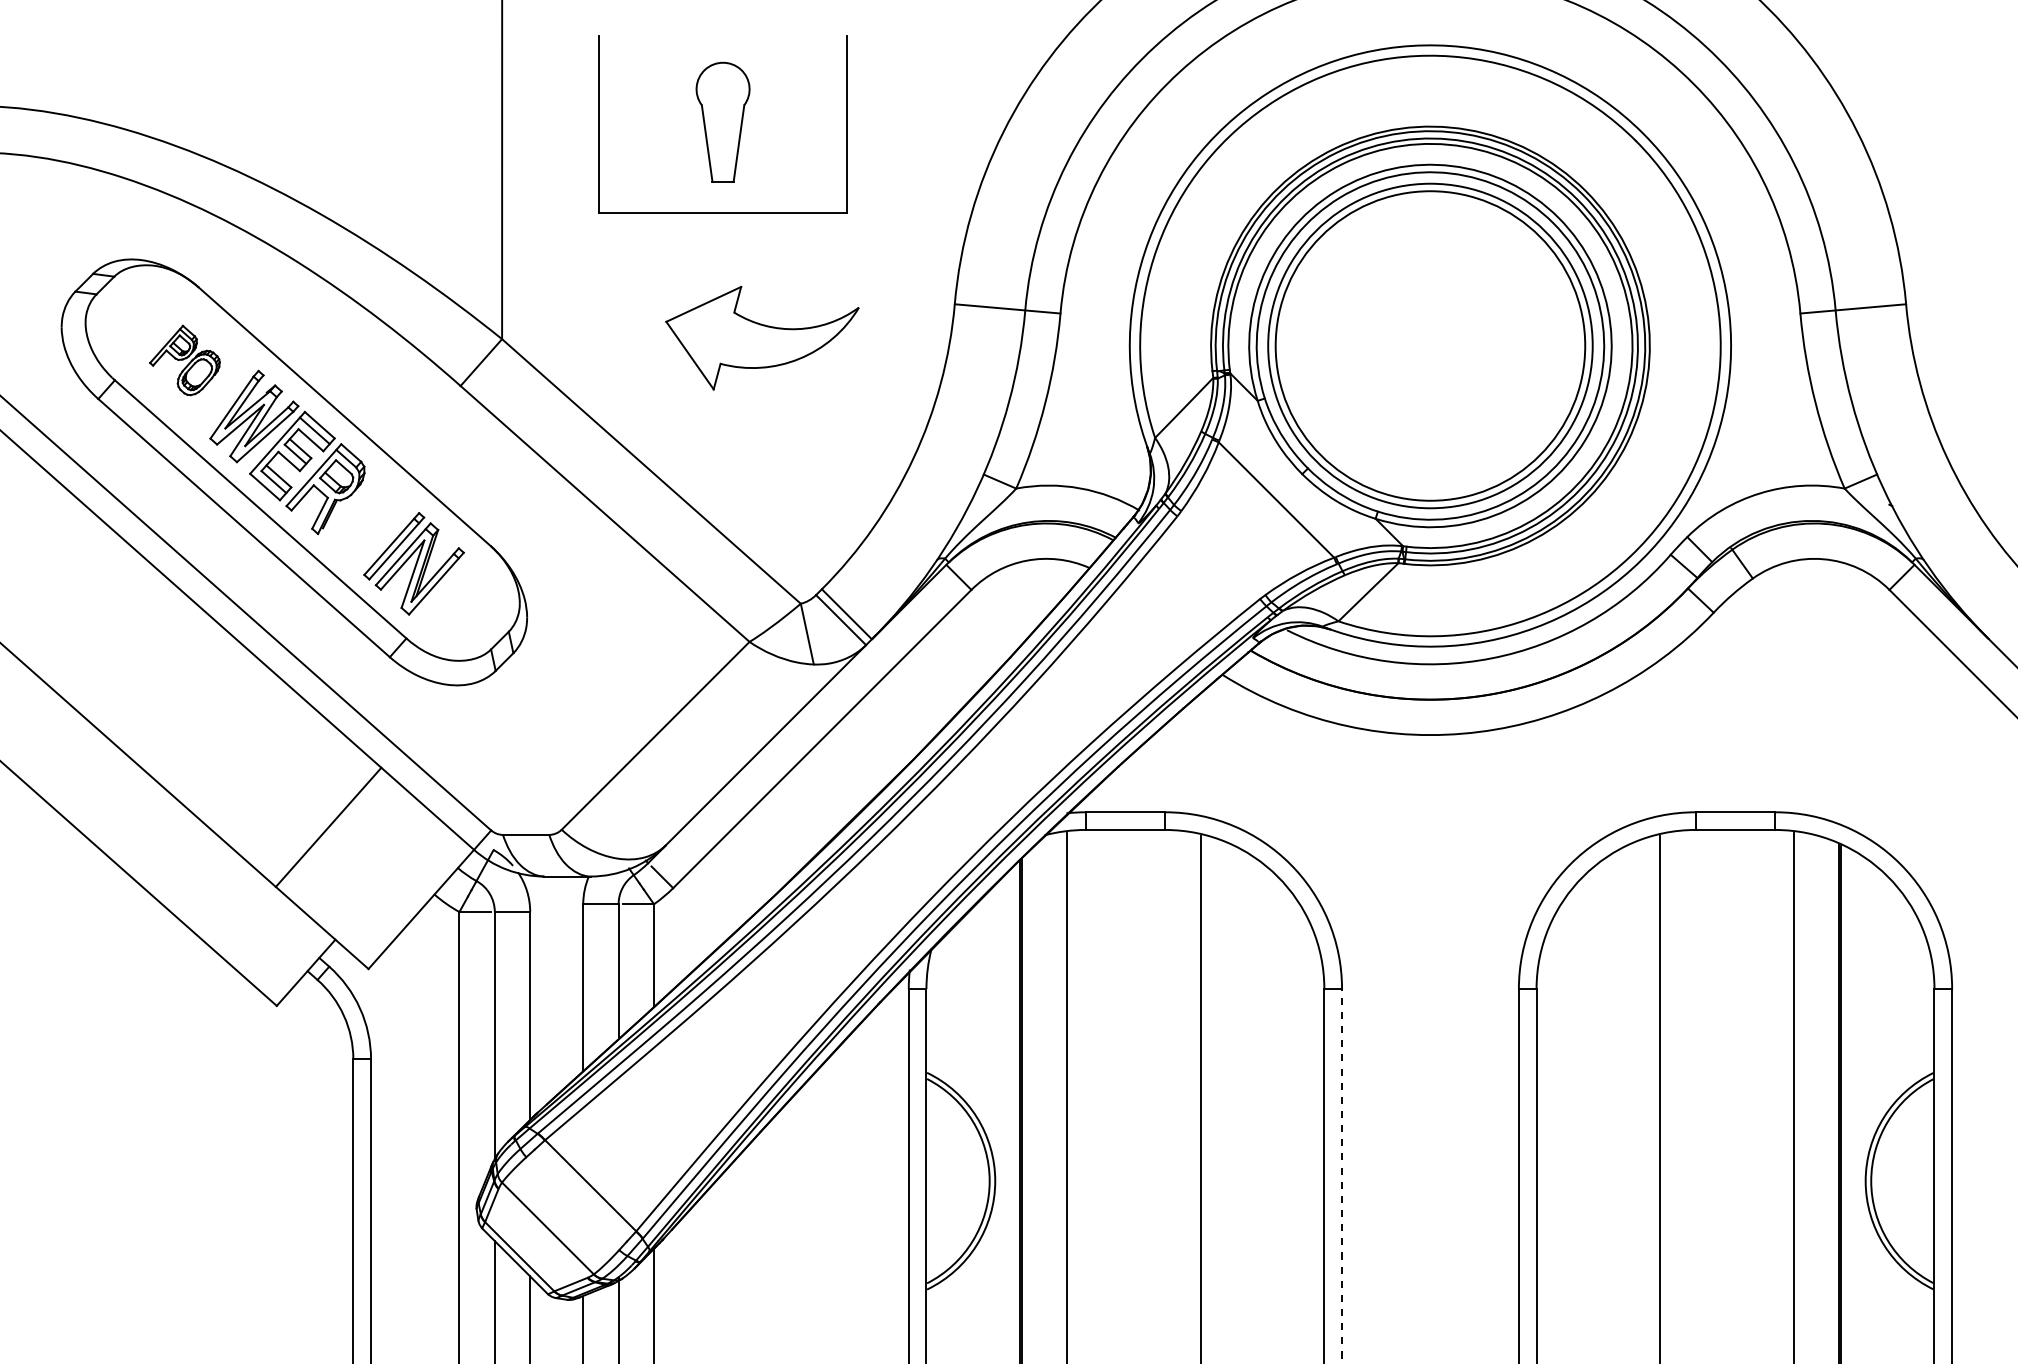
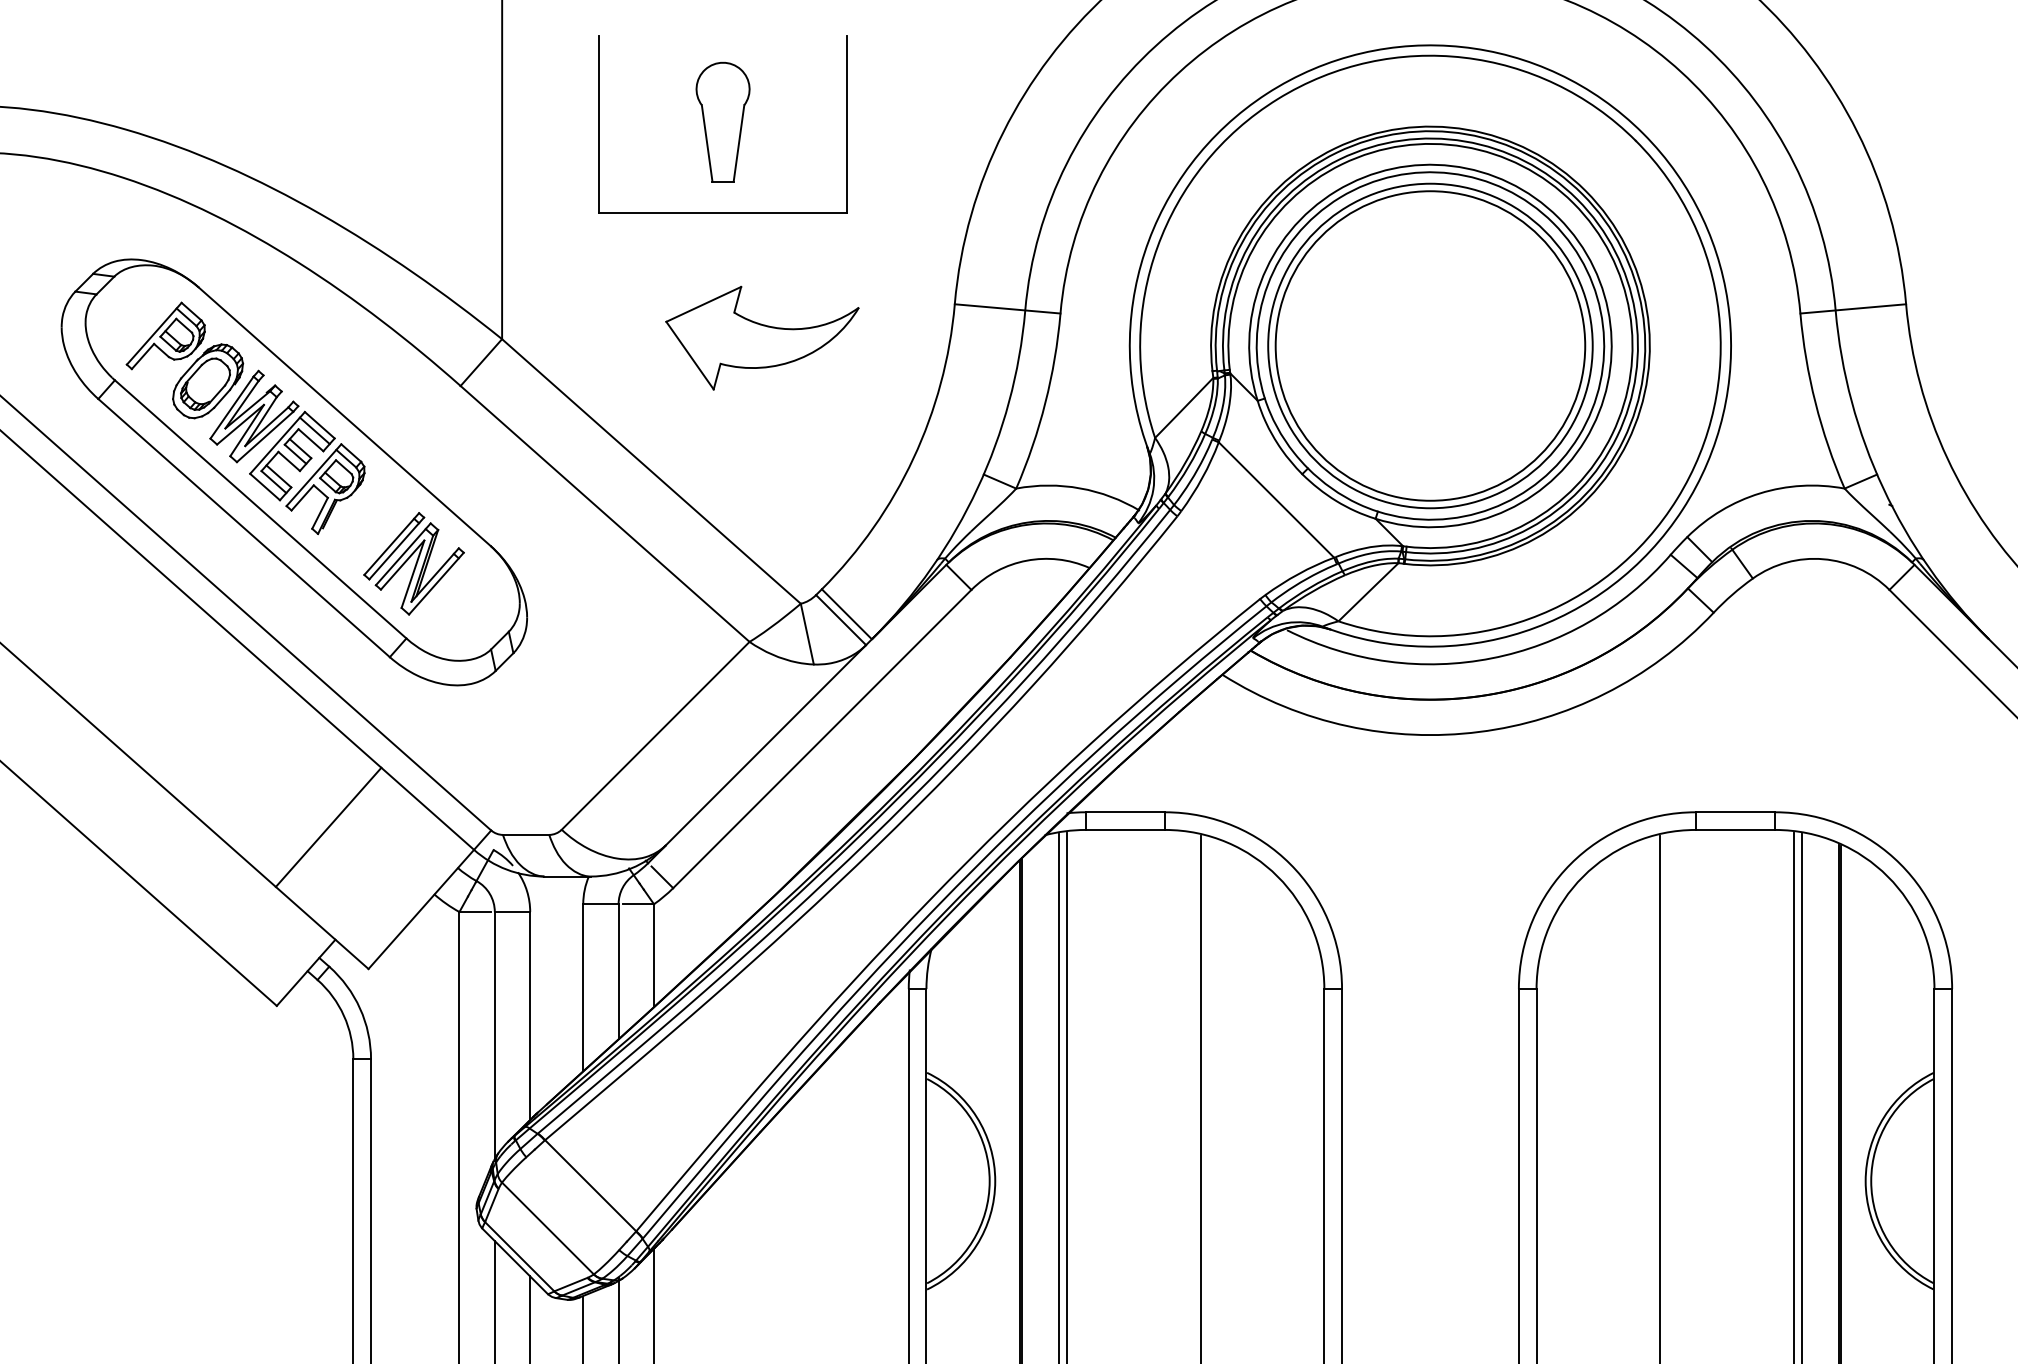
part size: 72x73 px -> 120x119 px (184, 360)
line: none -> present (1059, 1097)
line: none -> present (1801, 1097)
line: dashed -> solid (1342, 1176)
